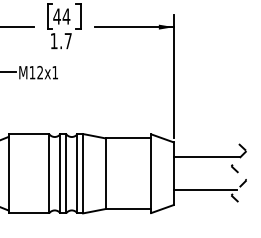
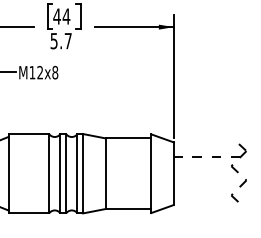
text: 1.7 -> 5.7 (53, 41)
text: M12x1 -> M12x8 (55, 72)
line: solid -> dashed (206, 157)
line: present -> none (204, 190)
